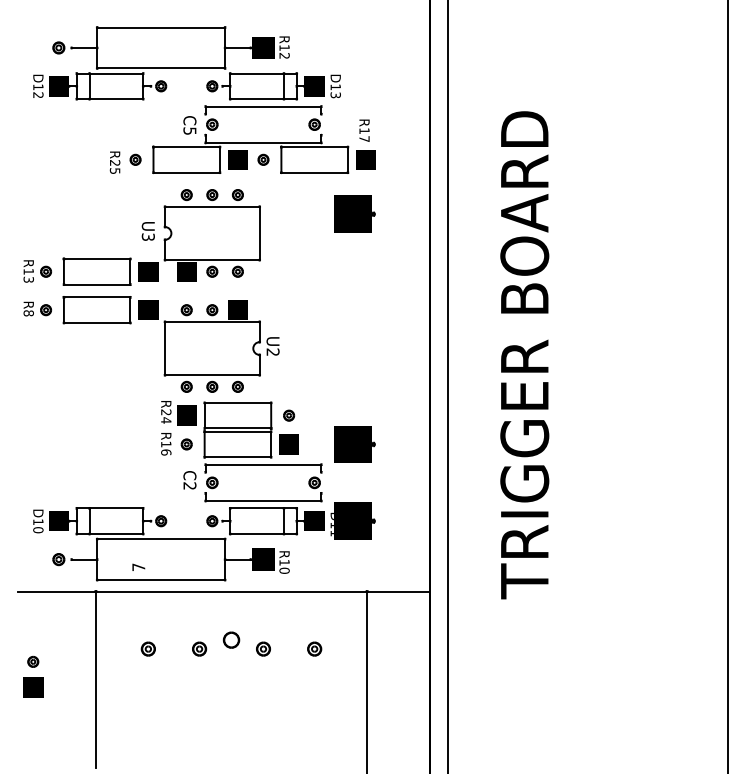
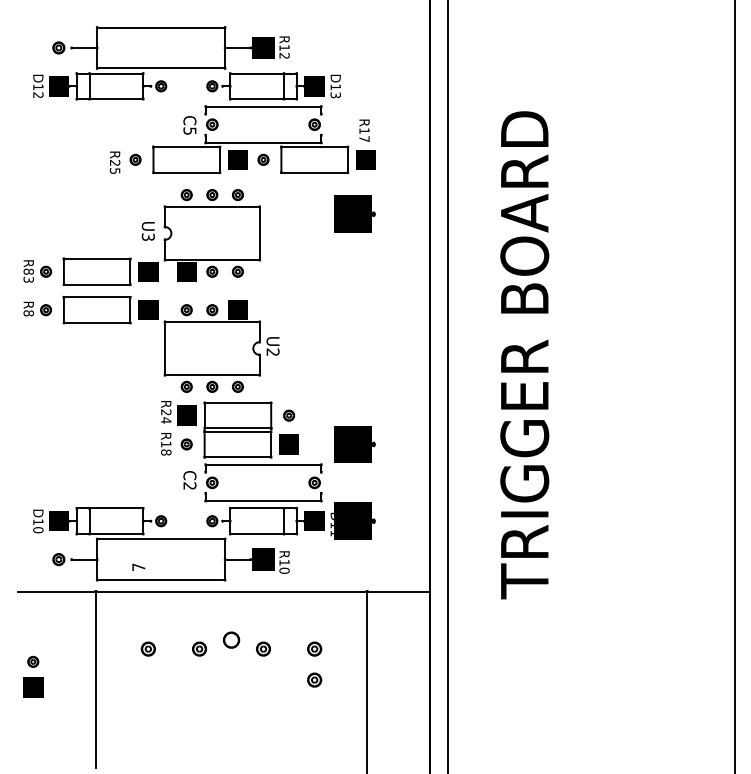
text: R13 -> R83 (28, 271)
line position: (728, 386) -> (735, 386) (735, 386)
text: R16 -> R18 (166, 452)
part: none -> present (314, 679)
